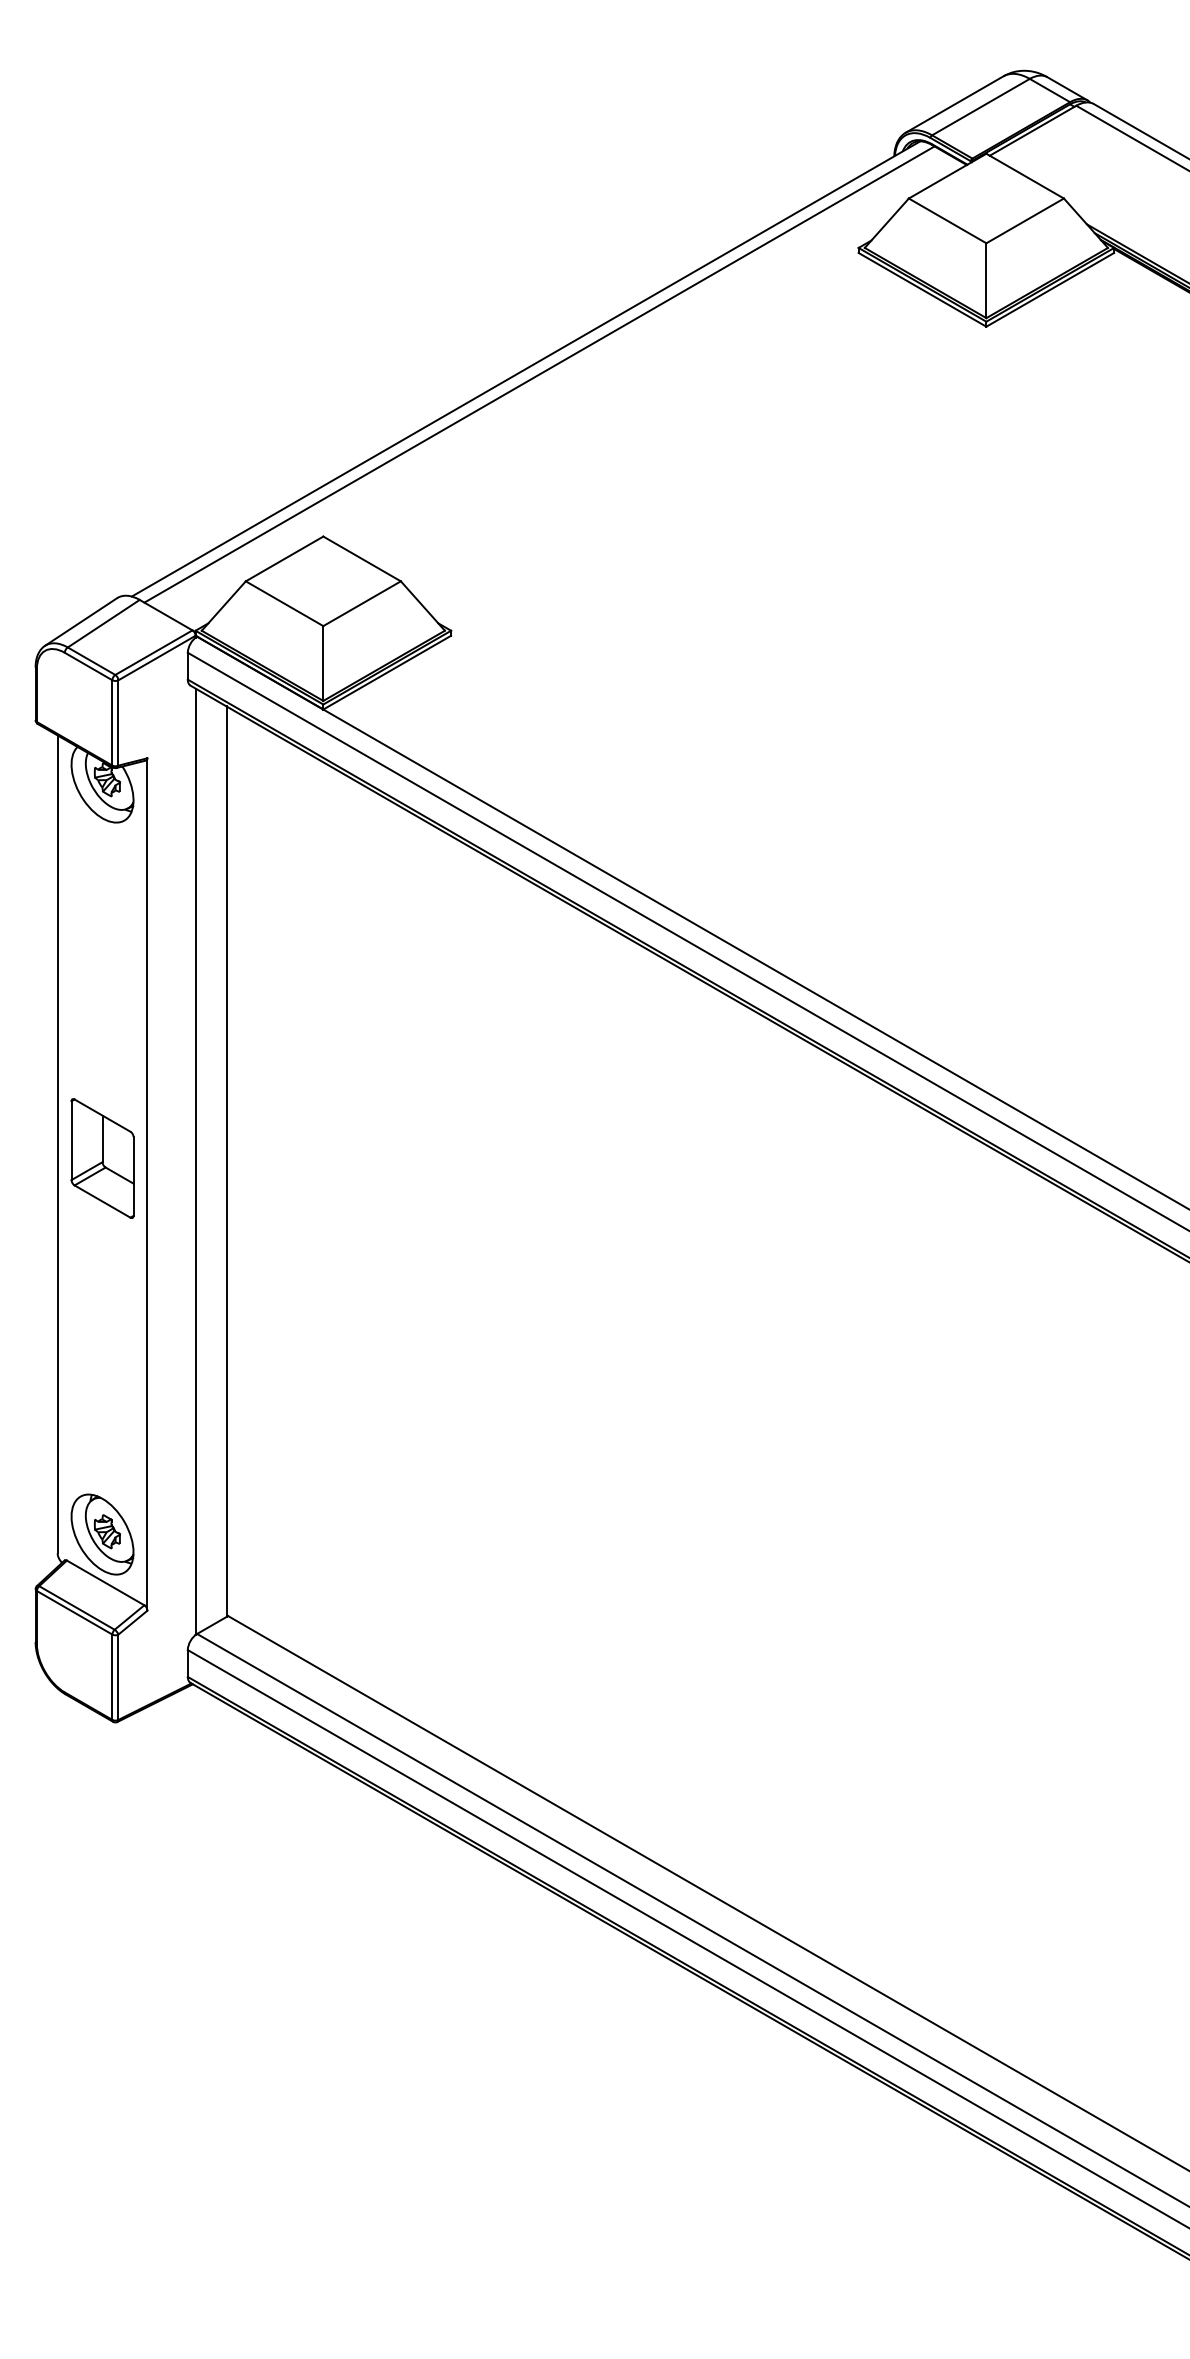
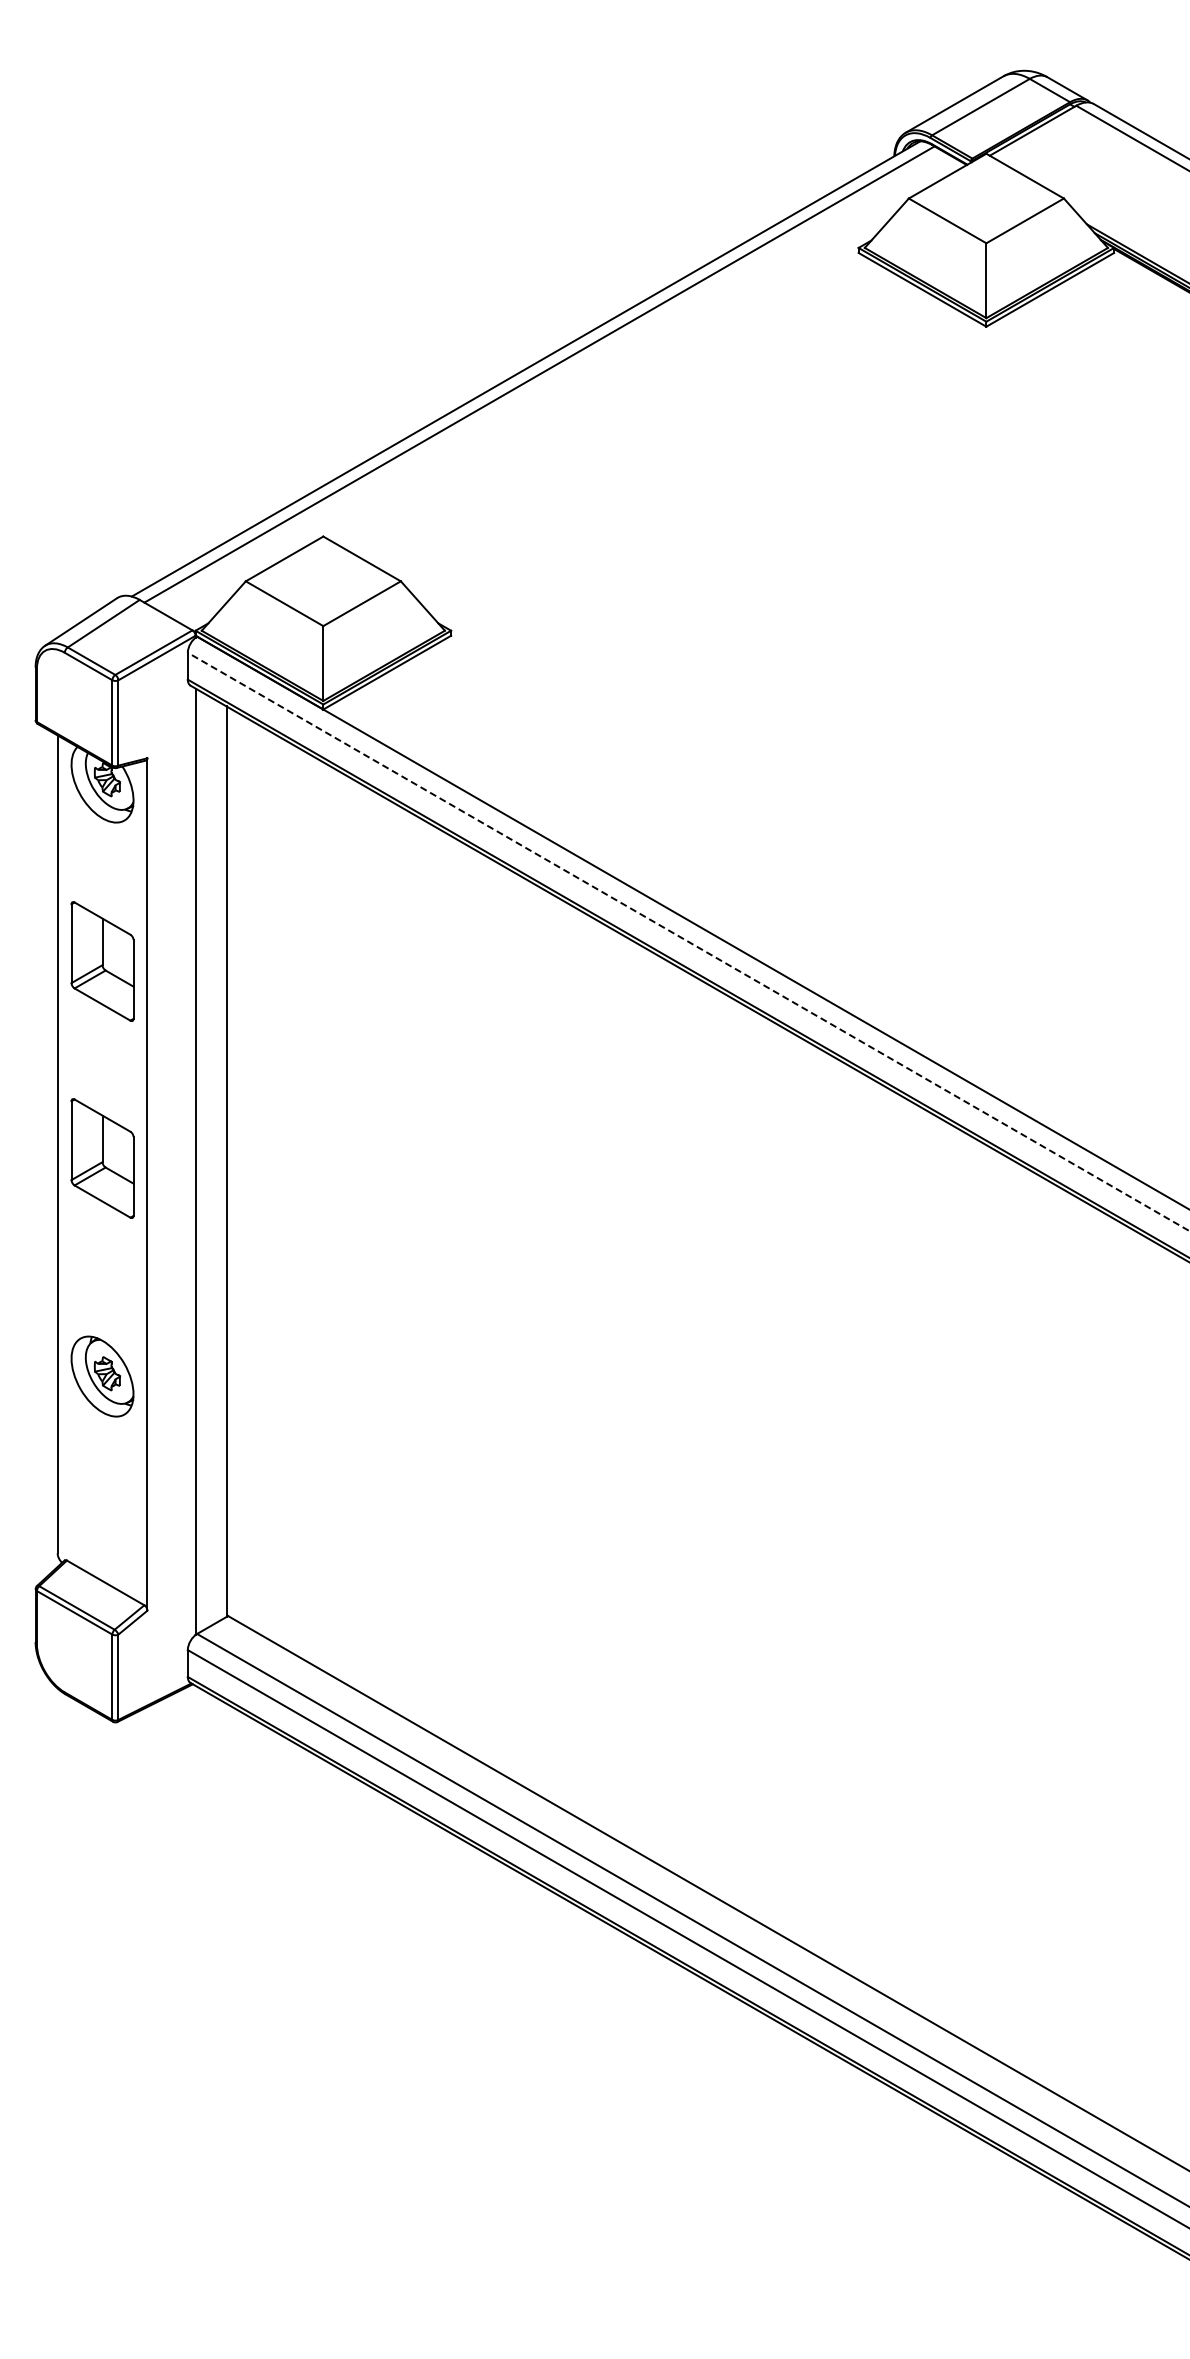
line: solid -> dashed (688, 941)
part: none -> present (102, 961)
part position: (102, 1534) -> (102, 1376) (102, 1376)
